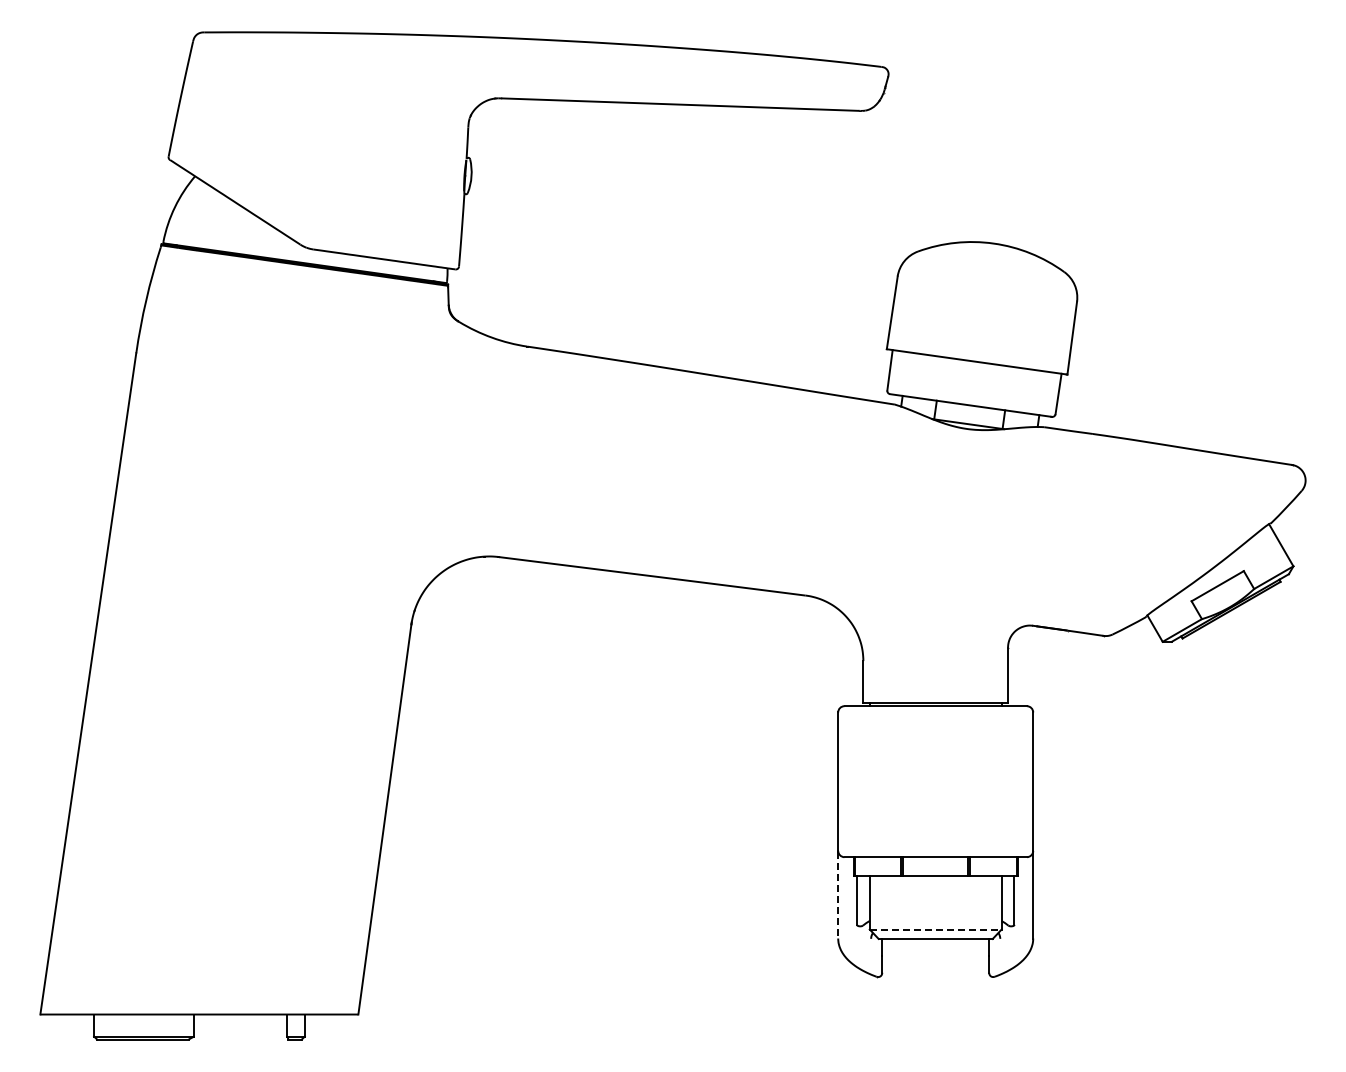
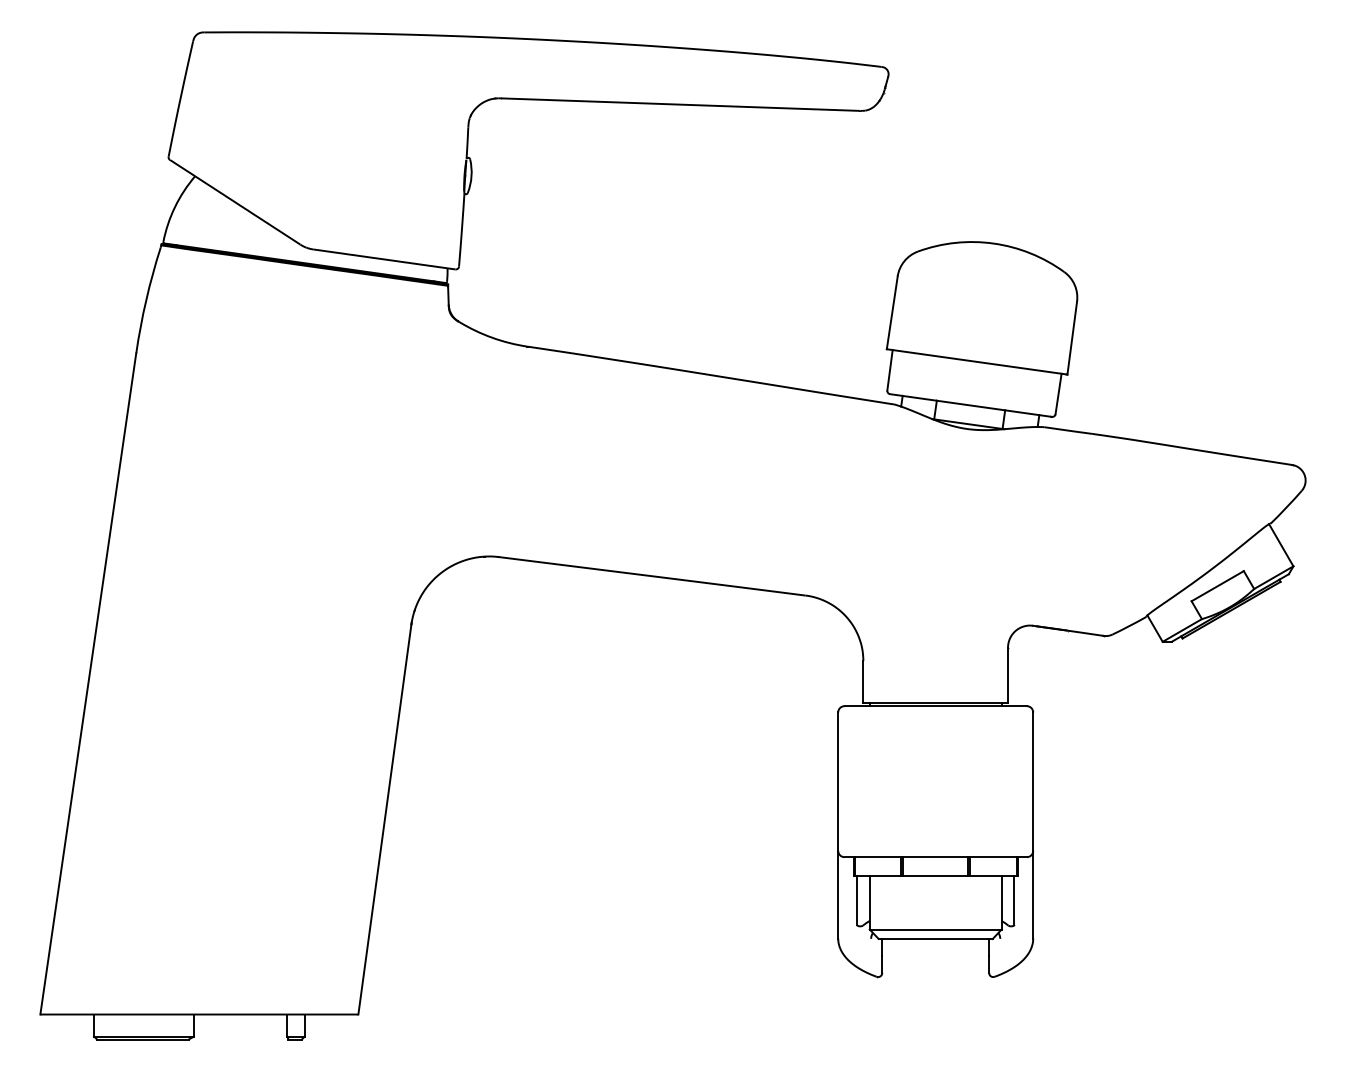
line: dashed -> solid (838, 895)
line: dashed -> solid (935, 929)
